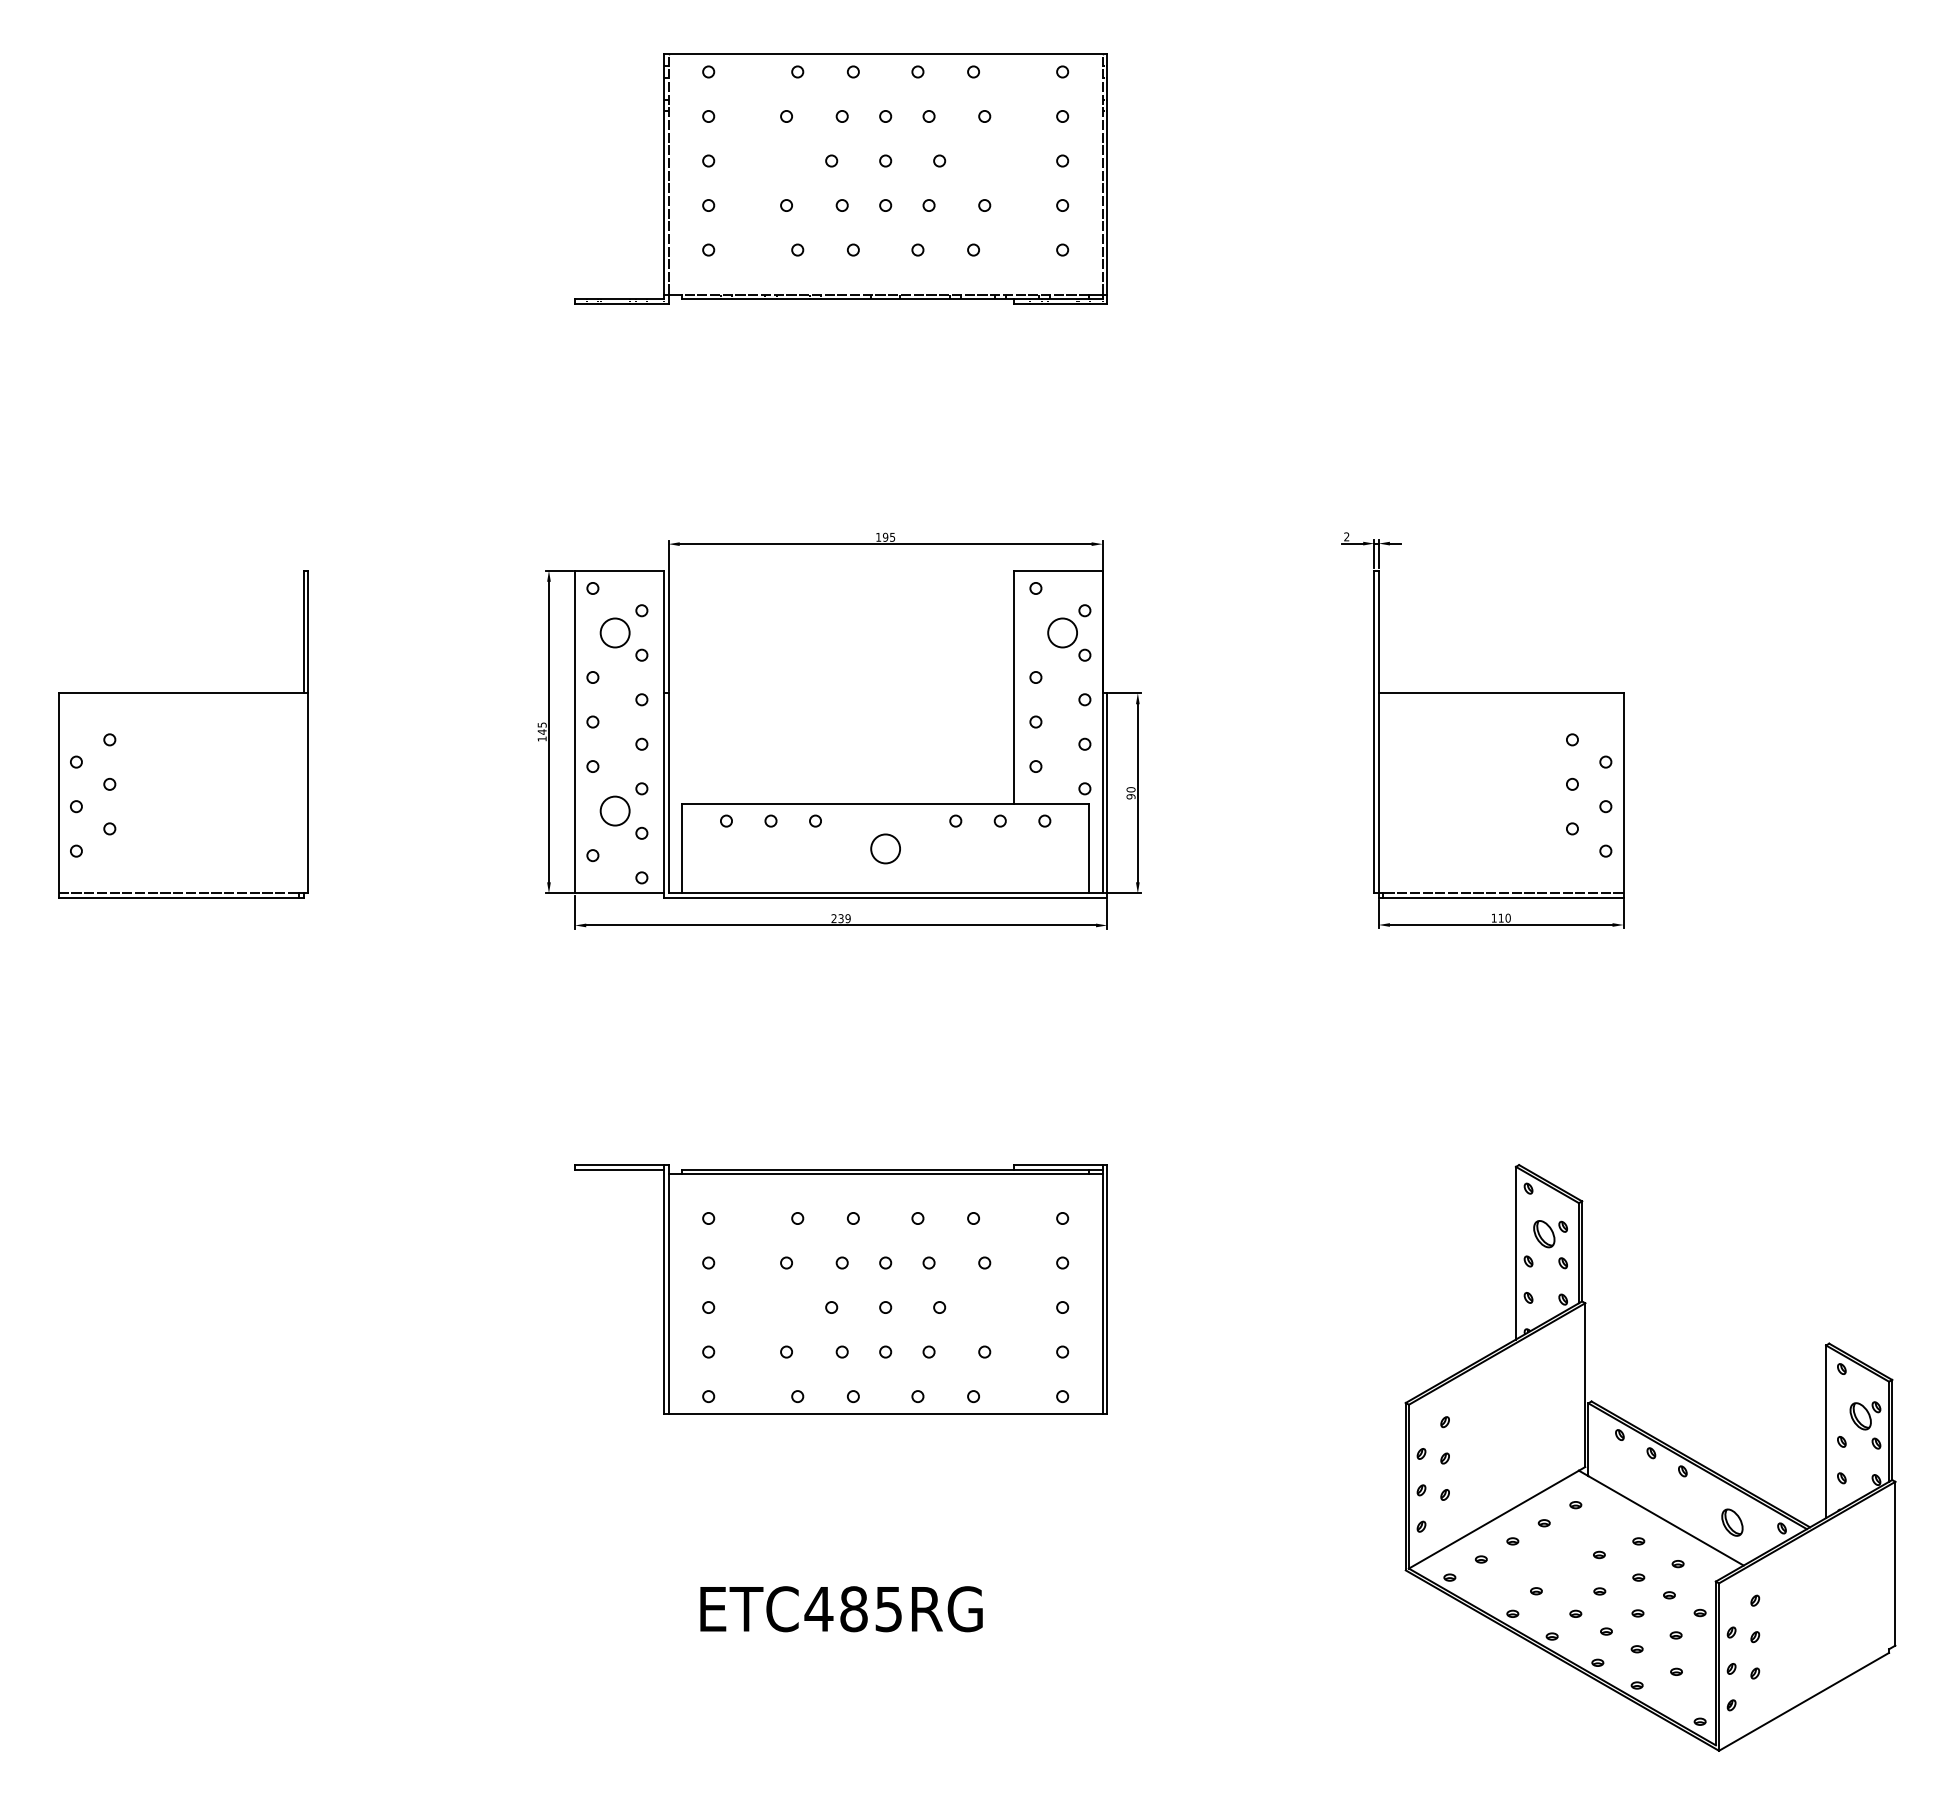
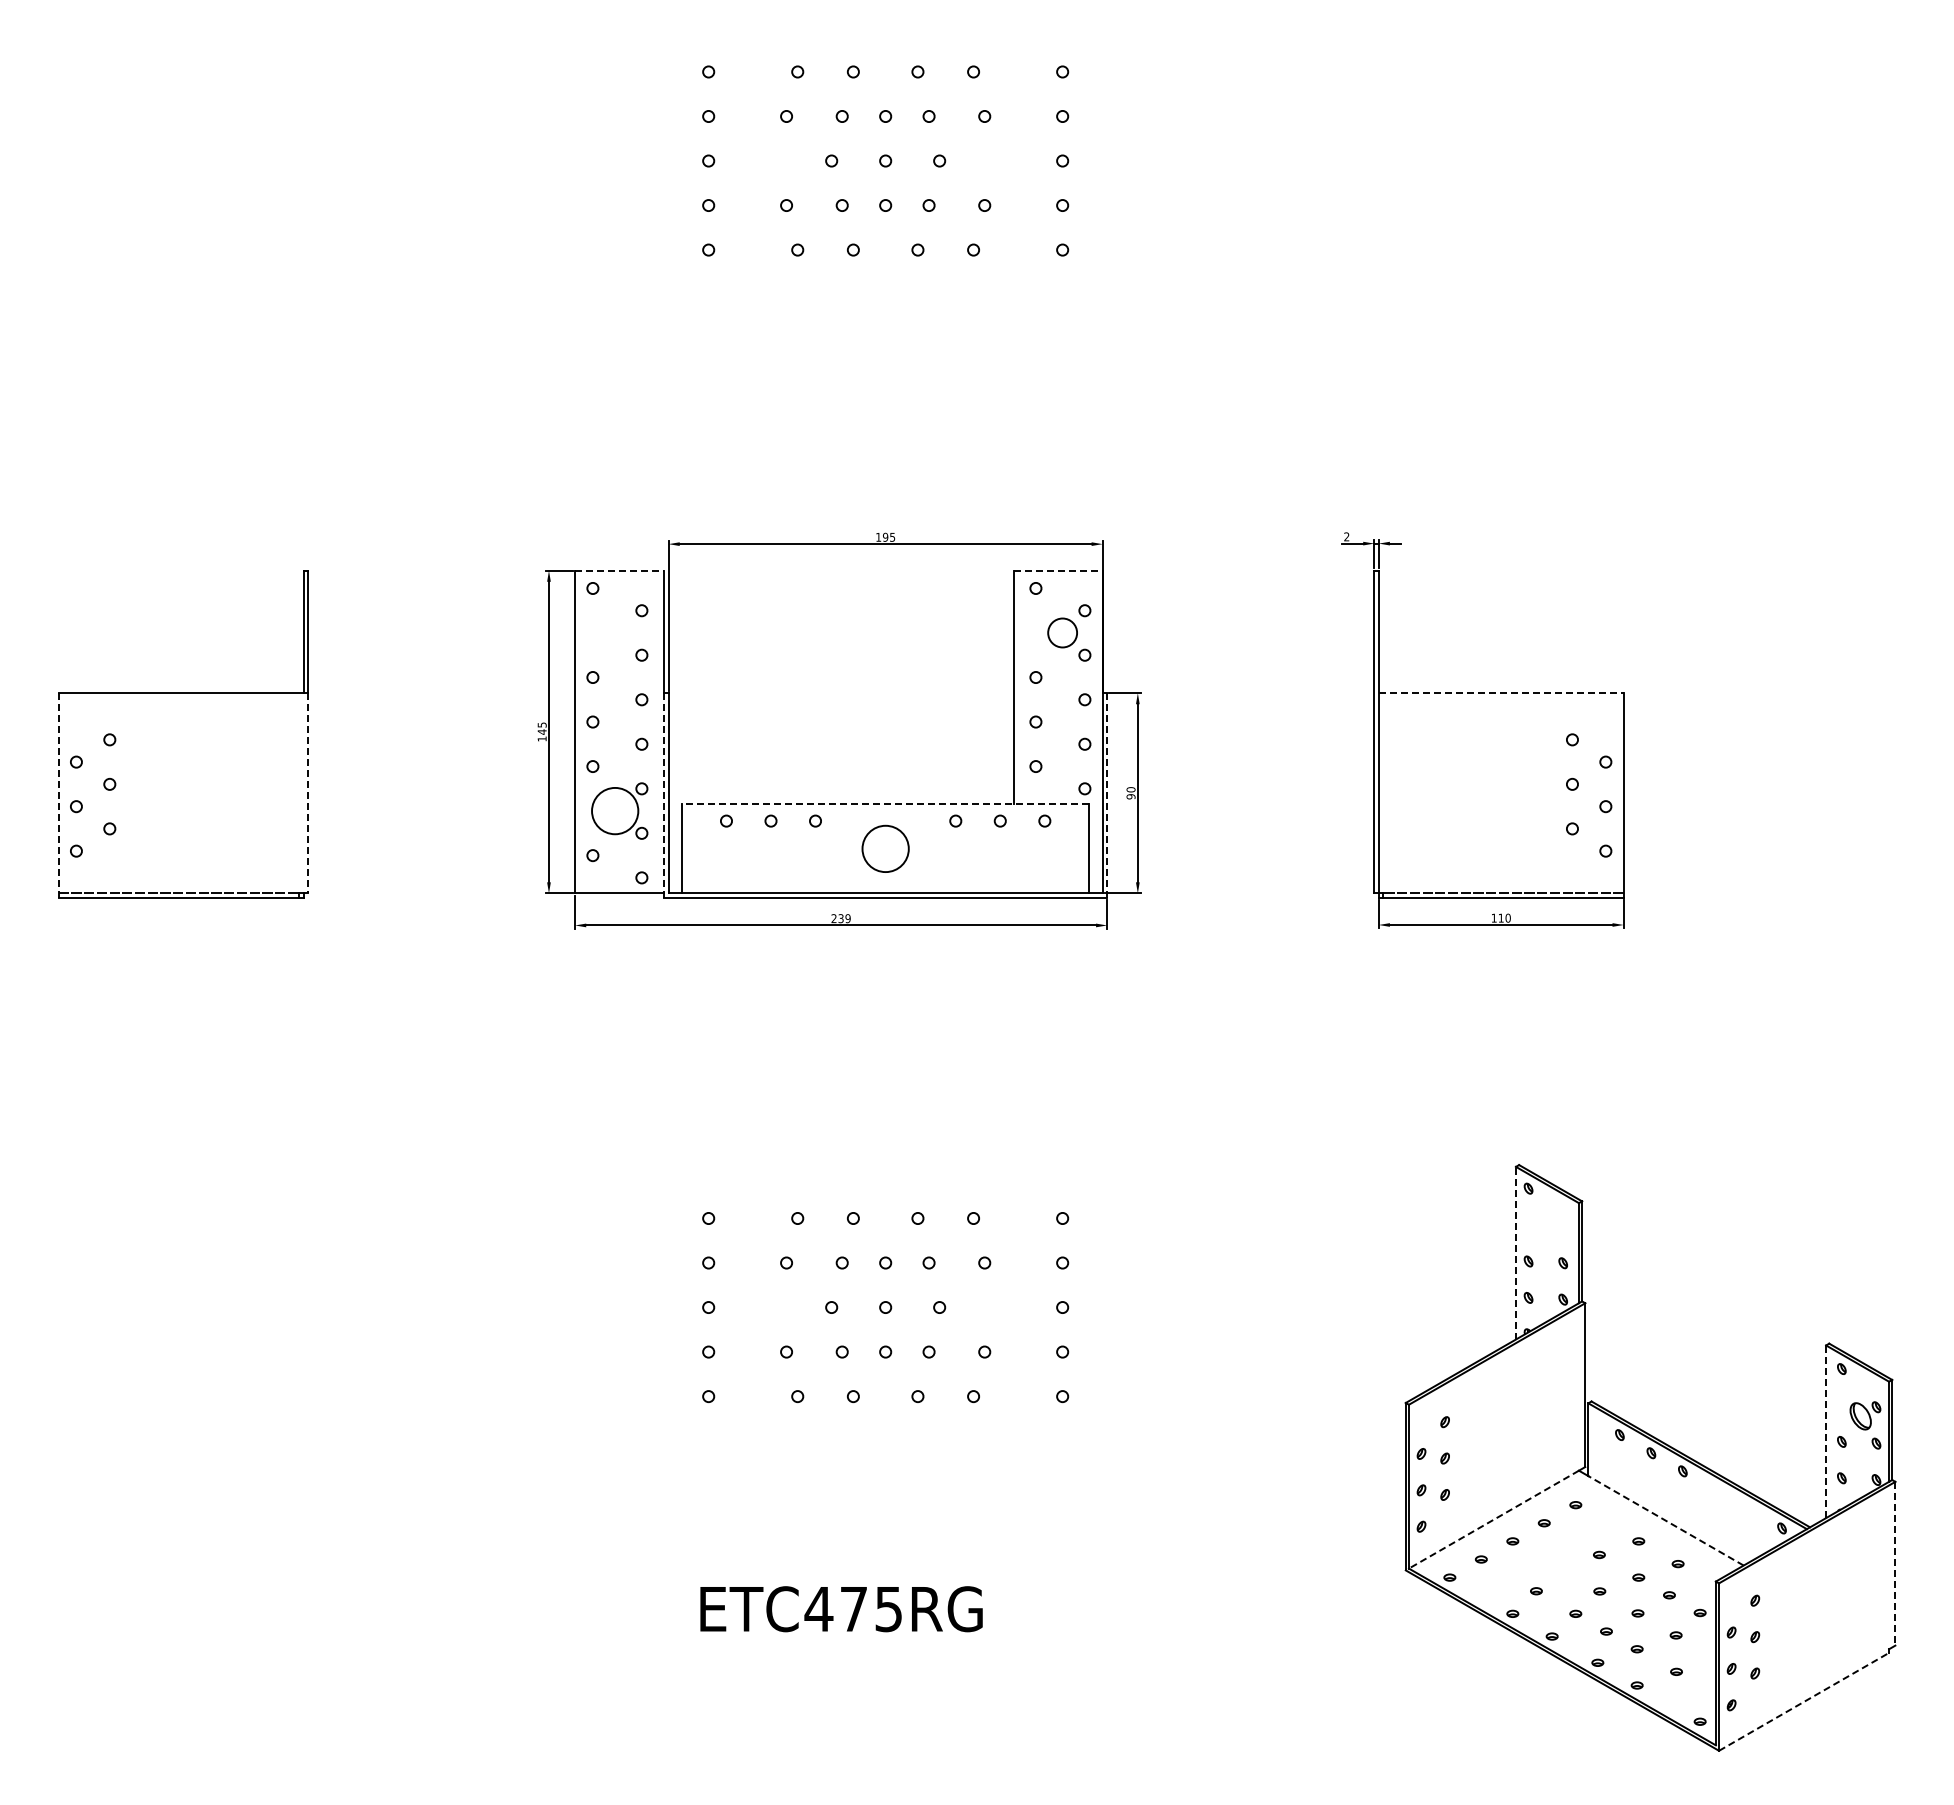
part: present -> none (840, 178)
line: solid -> dashed (619, 570)
line: solid -> dashed (1058, 570)
circle: present -> none (614, 632)
line: solid -> dashed (1501, 693)
line: solid -> dashed (307, 793)
line: solid -> dashed (58, 796)
line: solid -> dashed (664, 796)
line: solid -> dashed (1107, 796)
line: solid -> dashed (885, 804)
circle diameter: 29 px -> 46 px (615, 810)
circle diameter: 29 px -> 46 px (885, 848)
part: present -> none (1550, 1234)
line: solid -> dashed (1516, 1252)
part: present -> none (840, 1289)
line: solid -> dashed (1826, 1431)
line: solid -> dashed (1493, 1519)
line: solid -> dashed (1666, 1520)
part: present -> none (1732, 1522)
line: solid -> dashed (1895, 1563)
text: ETC485RG -> ETC475RG (853, 1609)
line: solid -> dashed (1804, 1701)
